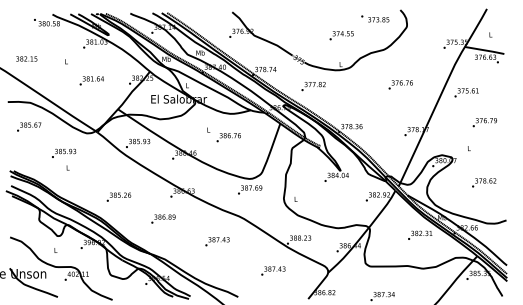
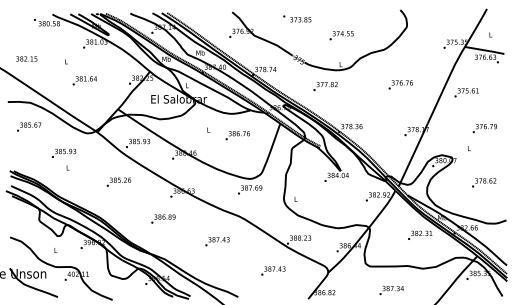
text position: (375, 18) -> (297, 18) (297, 18)
text position: (91, 80) -> (84, 80) (84, 80)
text position: (313, 86) -> (325, 86) (325, 86)
text position: (484, 122) -> (484, 128) (484, 128)
text position: (228, 137) -> (237, 135) (237, 135)
text position: (118, 196) -> (118, 181) (118, 181)
text position: (382, 296) -> (391, 290) (391, 290)
